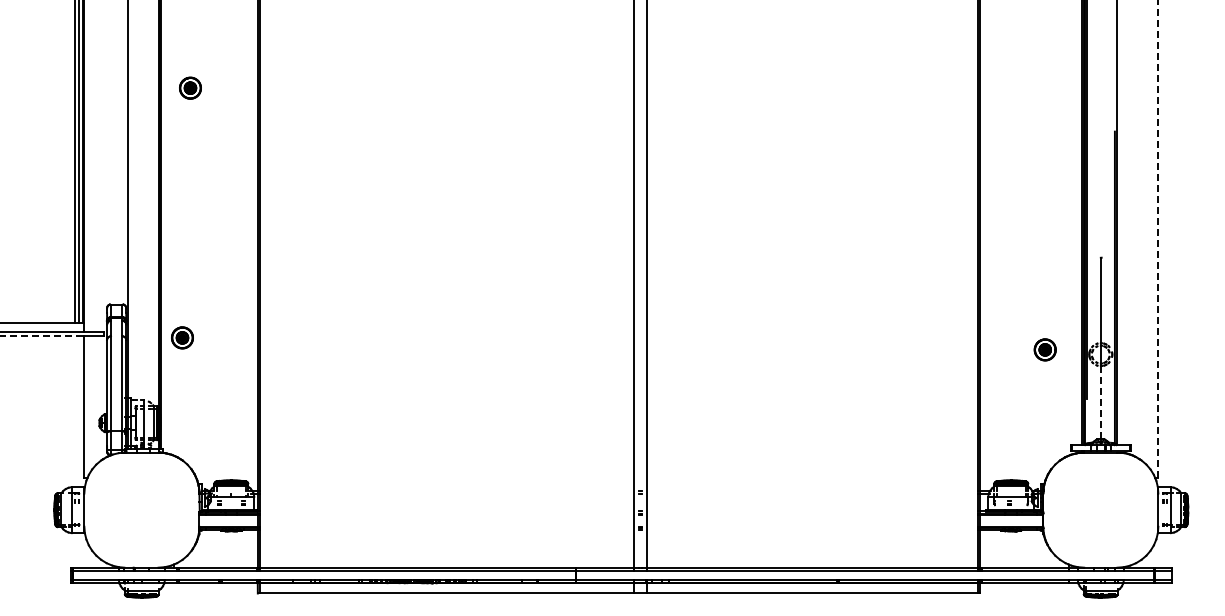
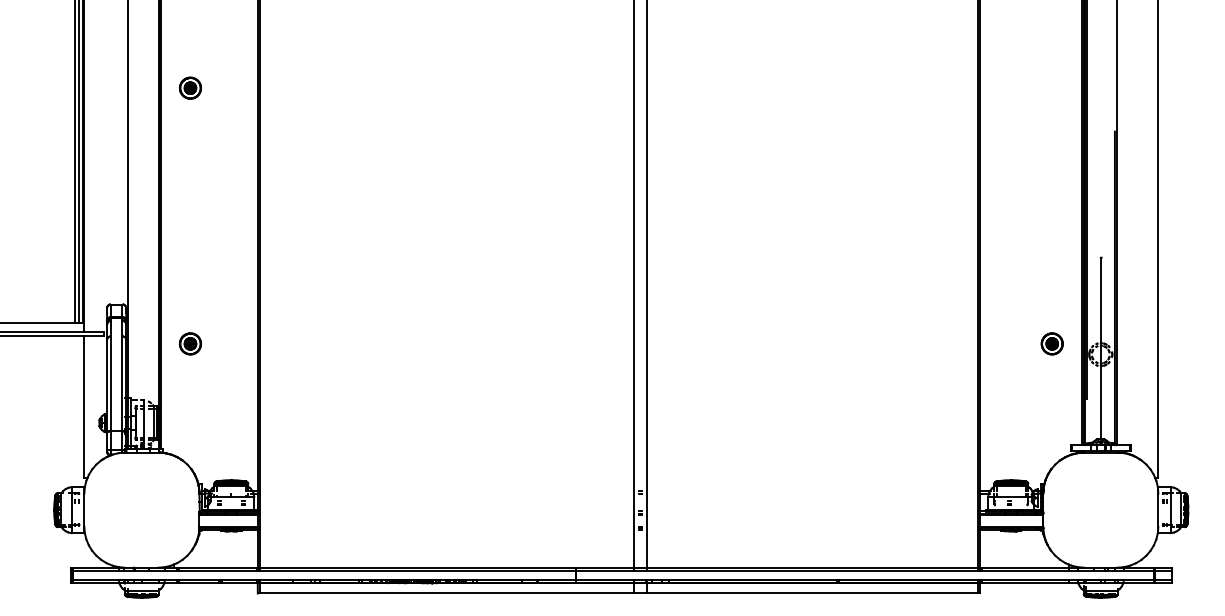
line: dashed -> solid (1158, 239)
line: dashed -> solid (42, 336)
part position: (182, 337) -> (190, 343) (190, 343)
part position: (1044, 349) -> (1051, 343) (1051, 343)
line: dashed -> solid (1100, 402)
